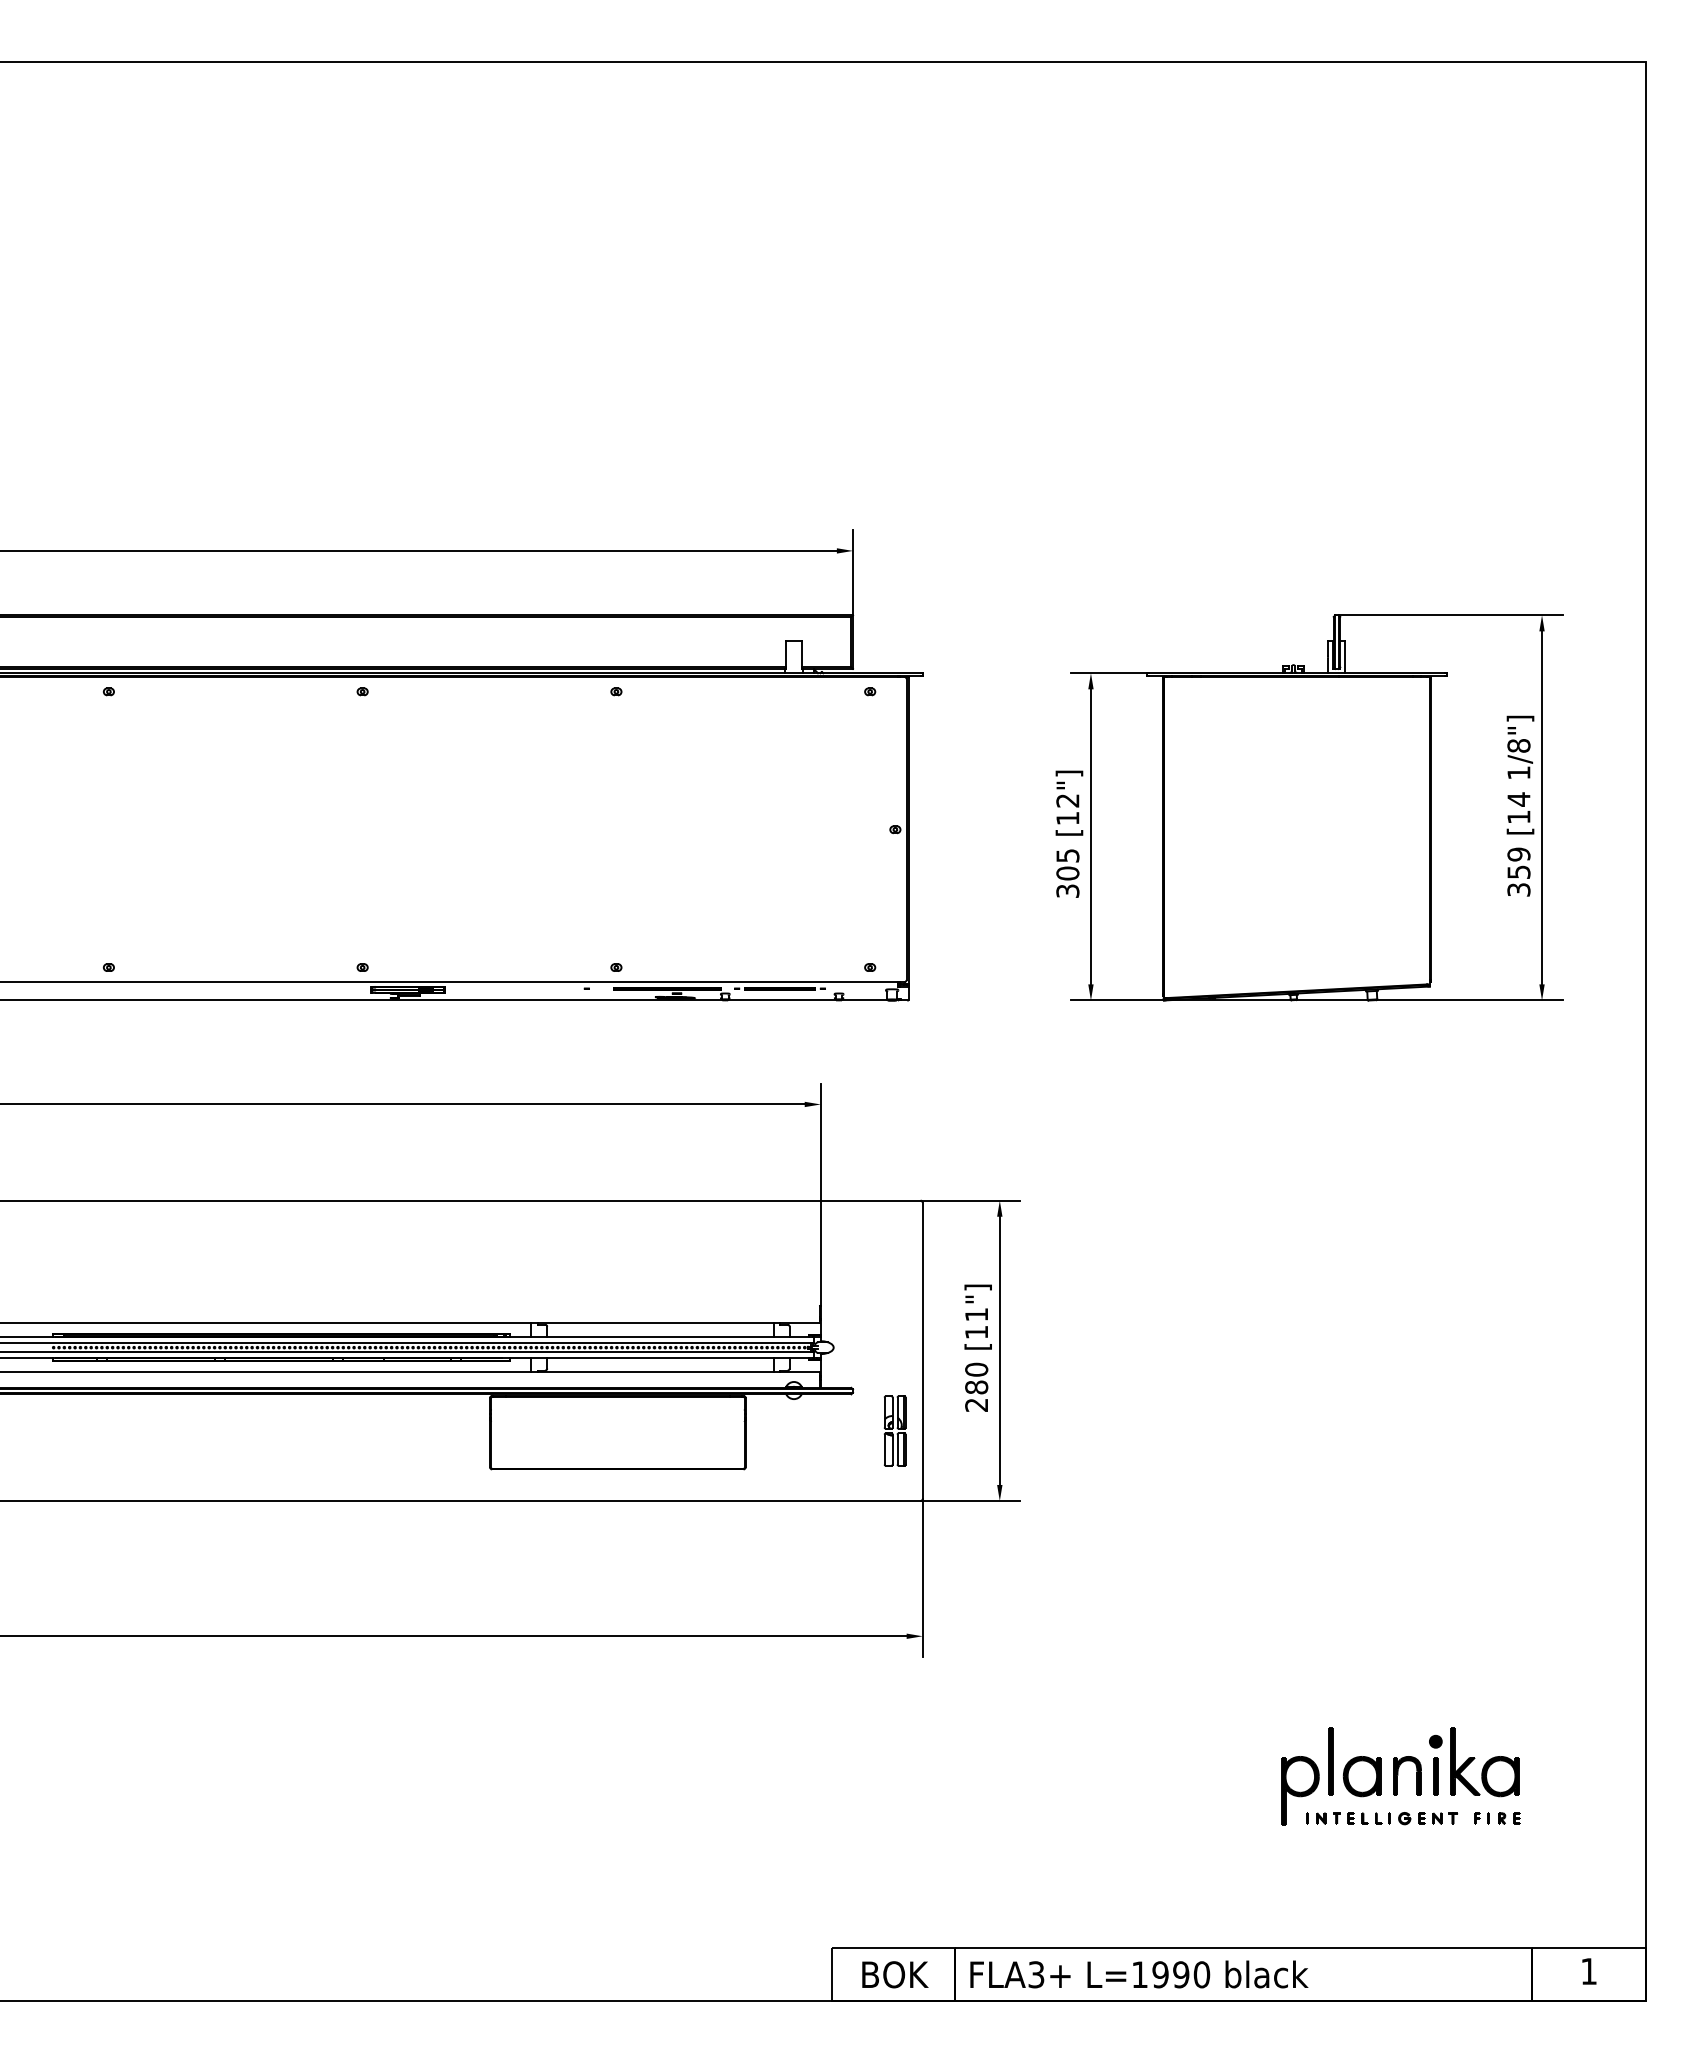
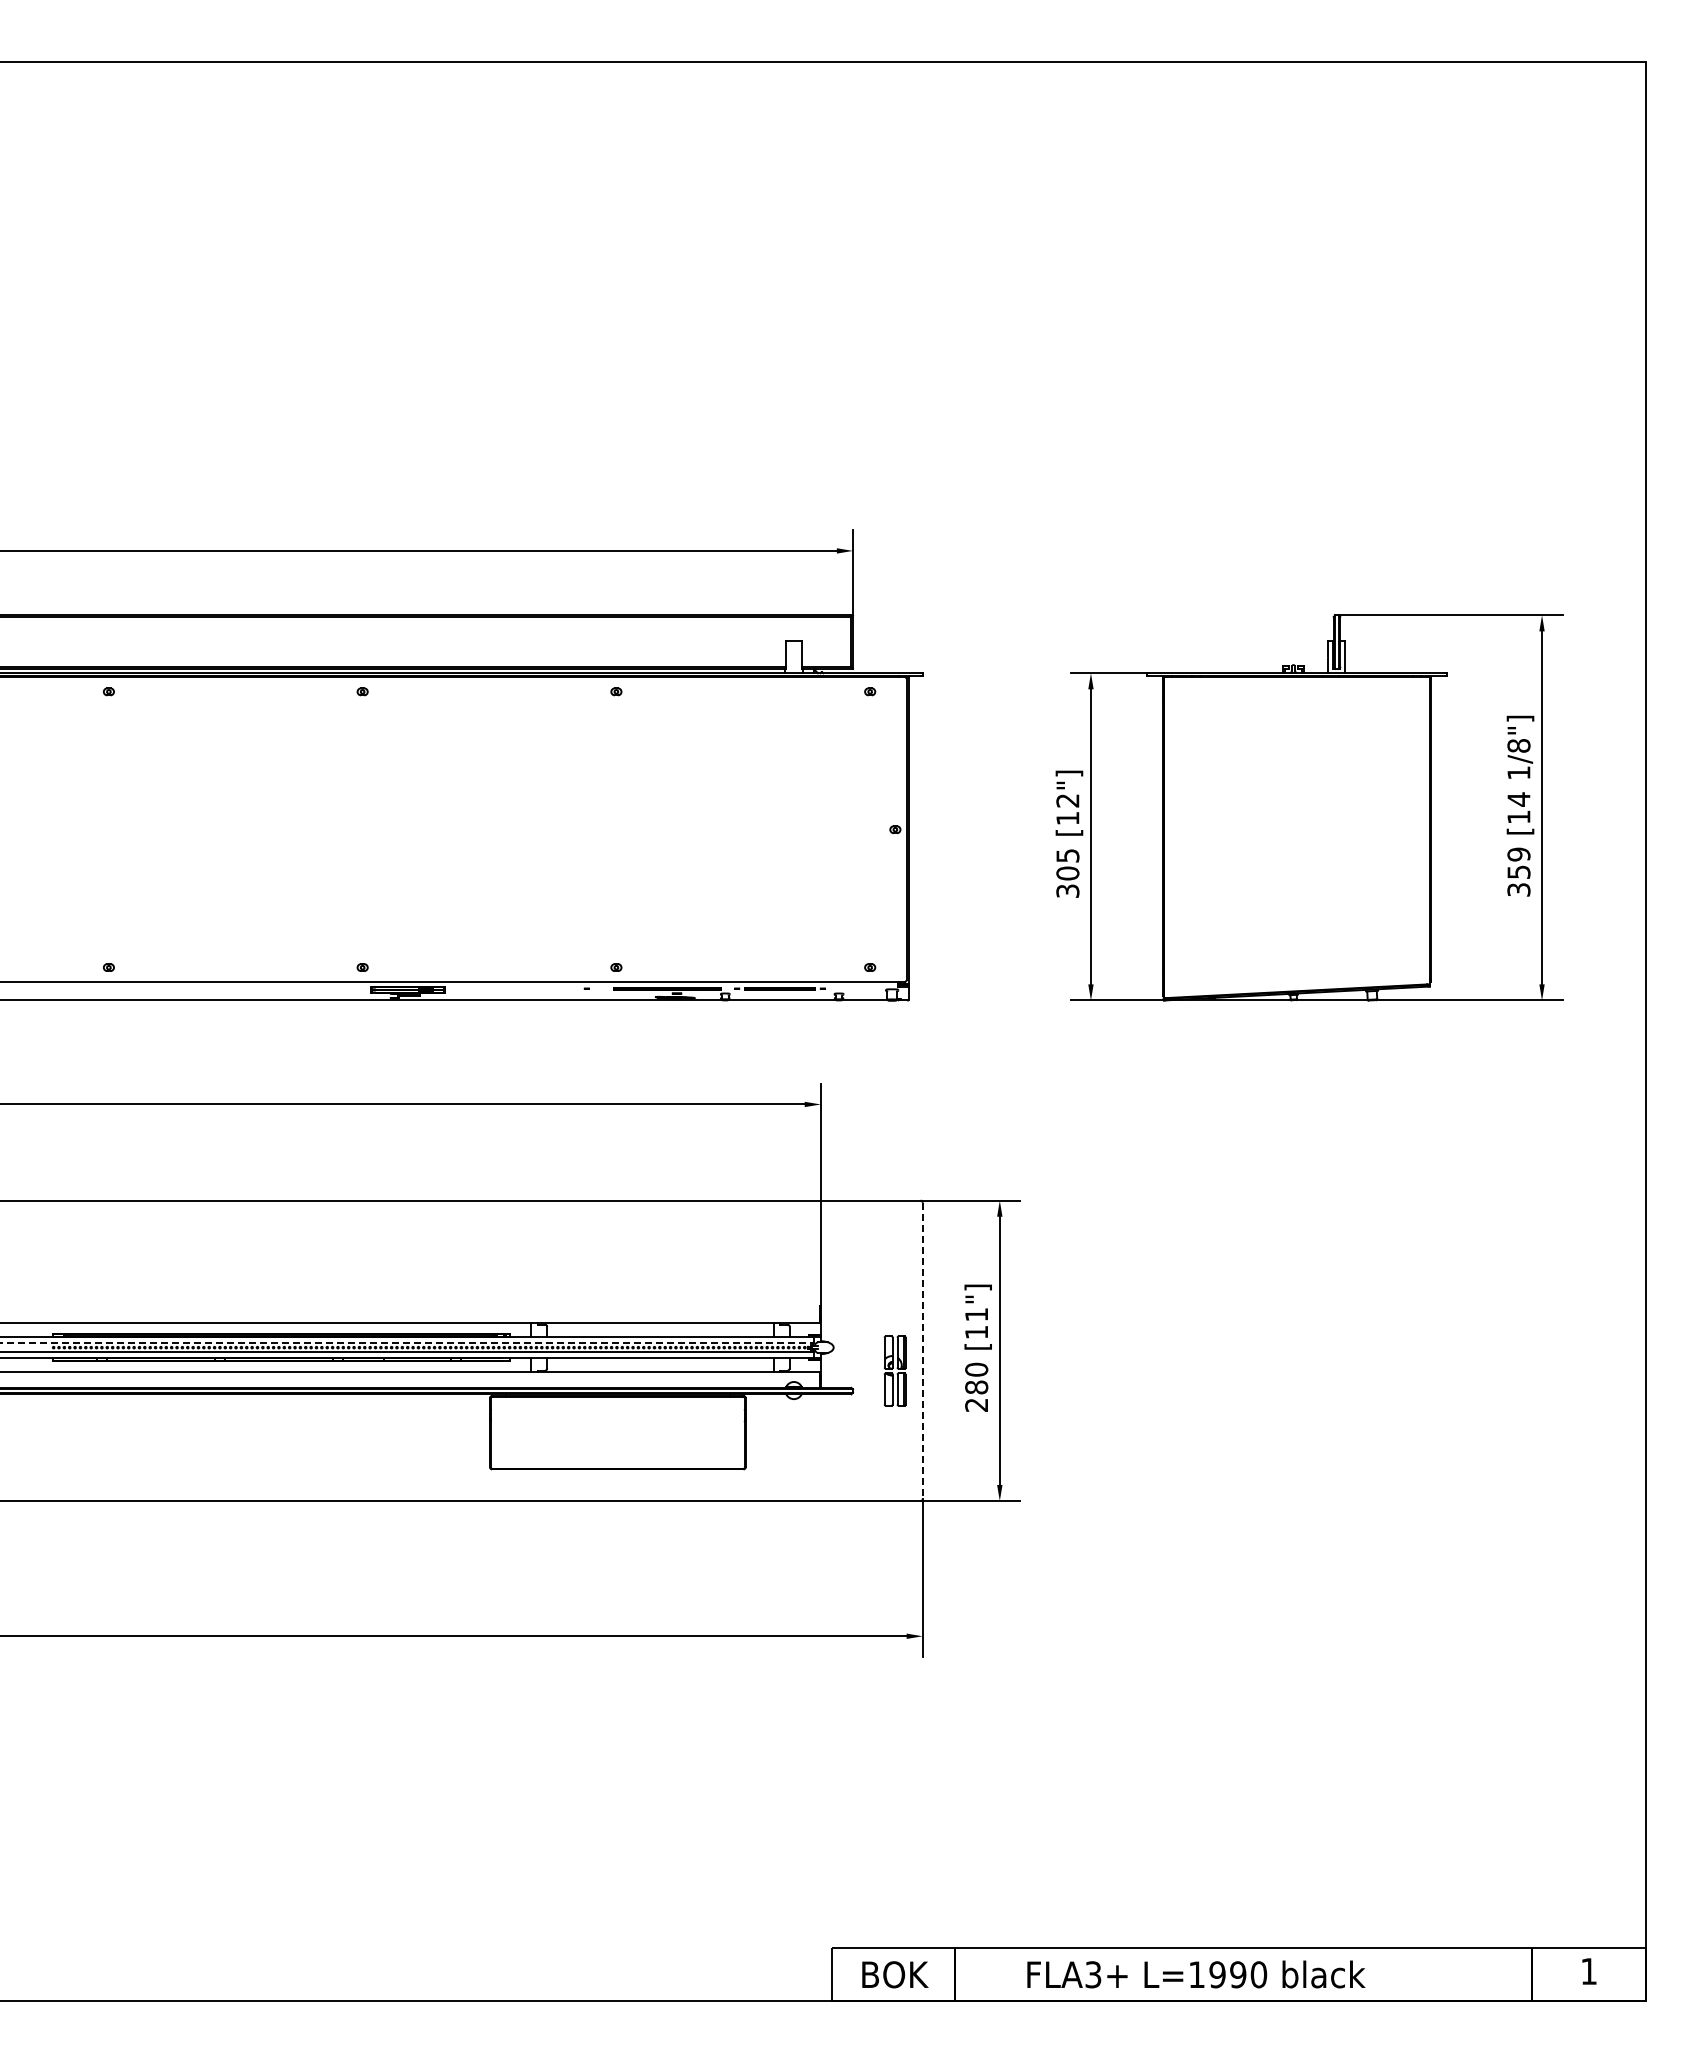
line: solid -> dashed (407, 1342)
line: solid -> dashed (922, 1351)
part position: (895, 1430) -> (895, 1370) (895, 1370)
part: present -> none (1400, 1776)
text position: (1139, 1974) -> (1196, 1974) (1196, 1974)
